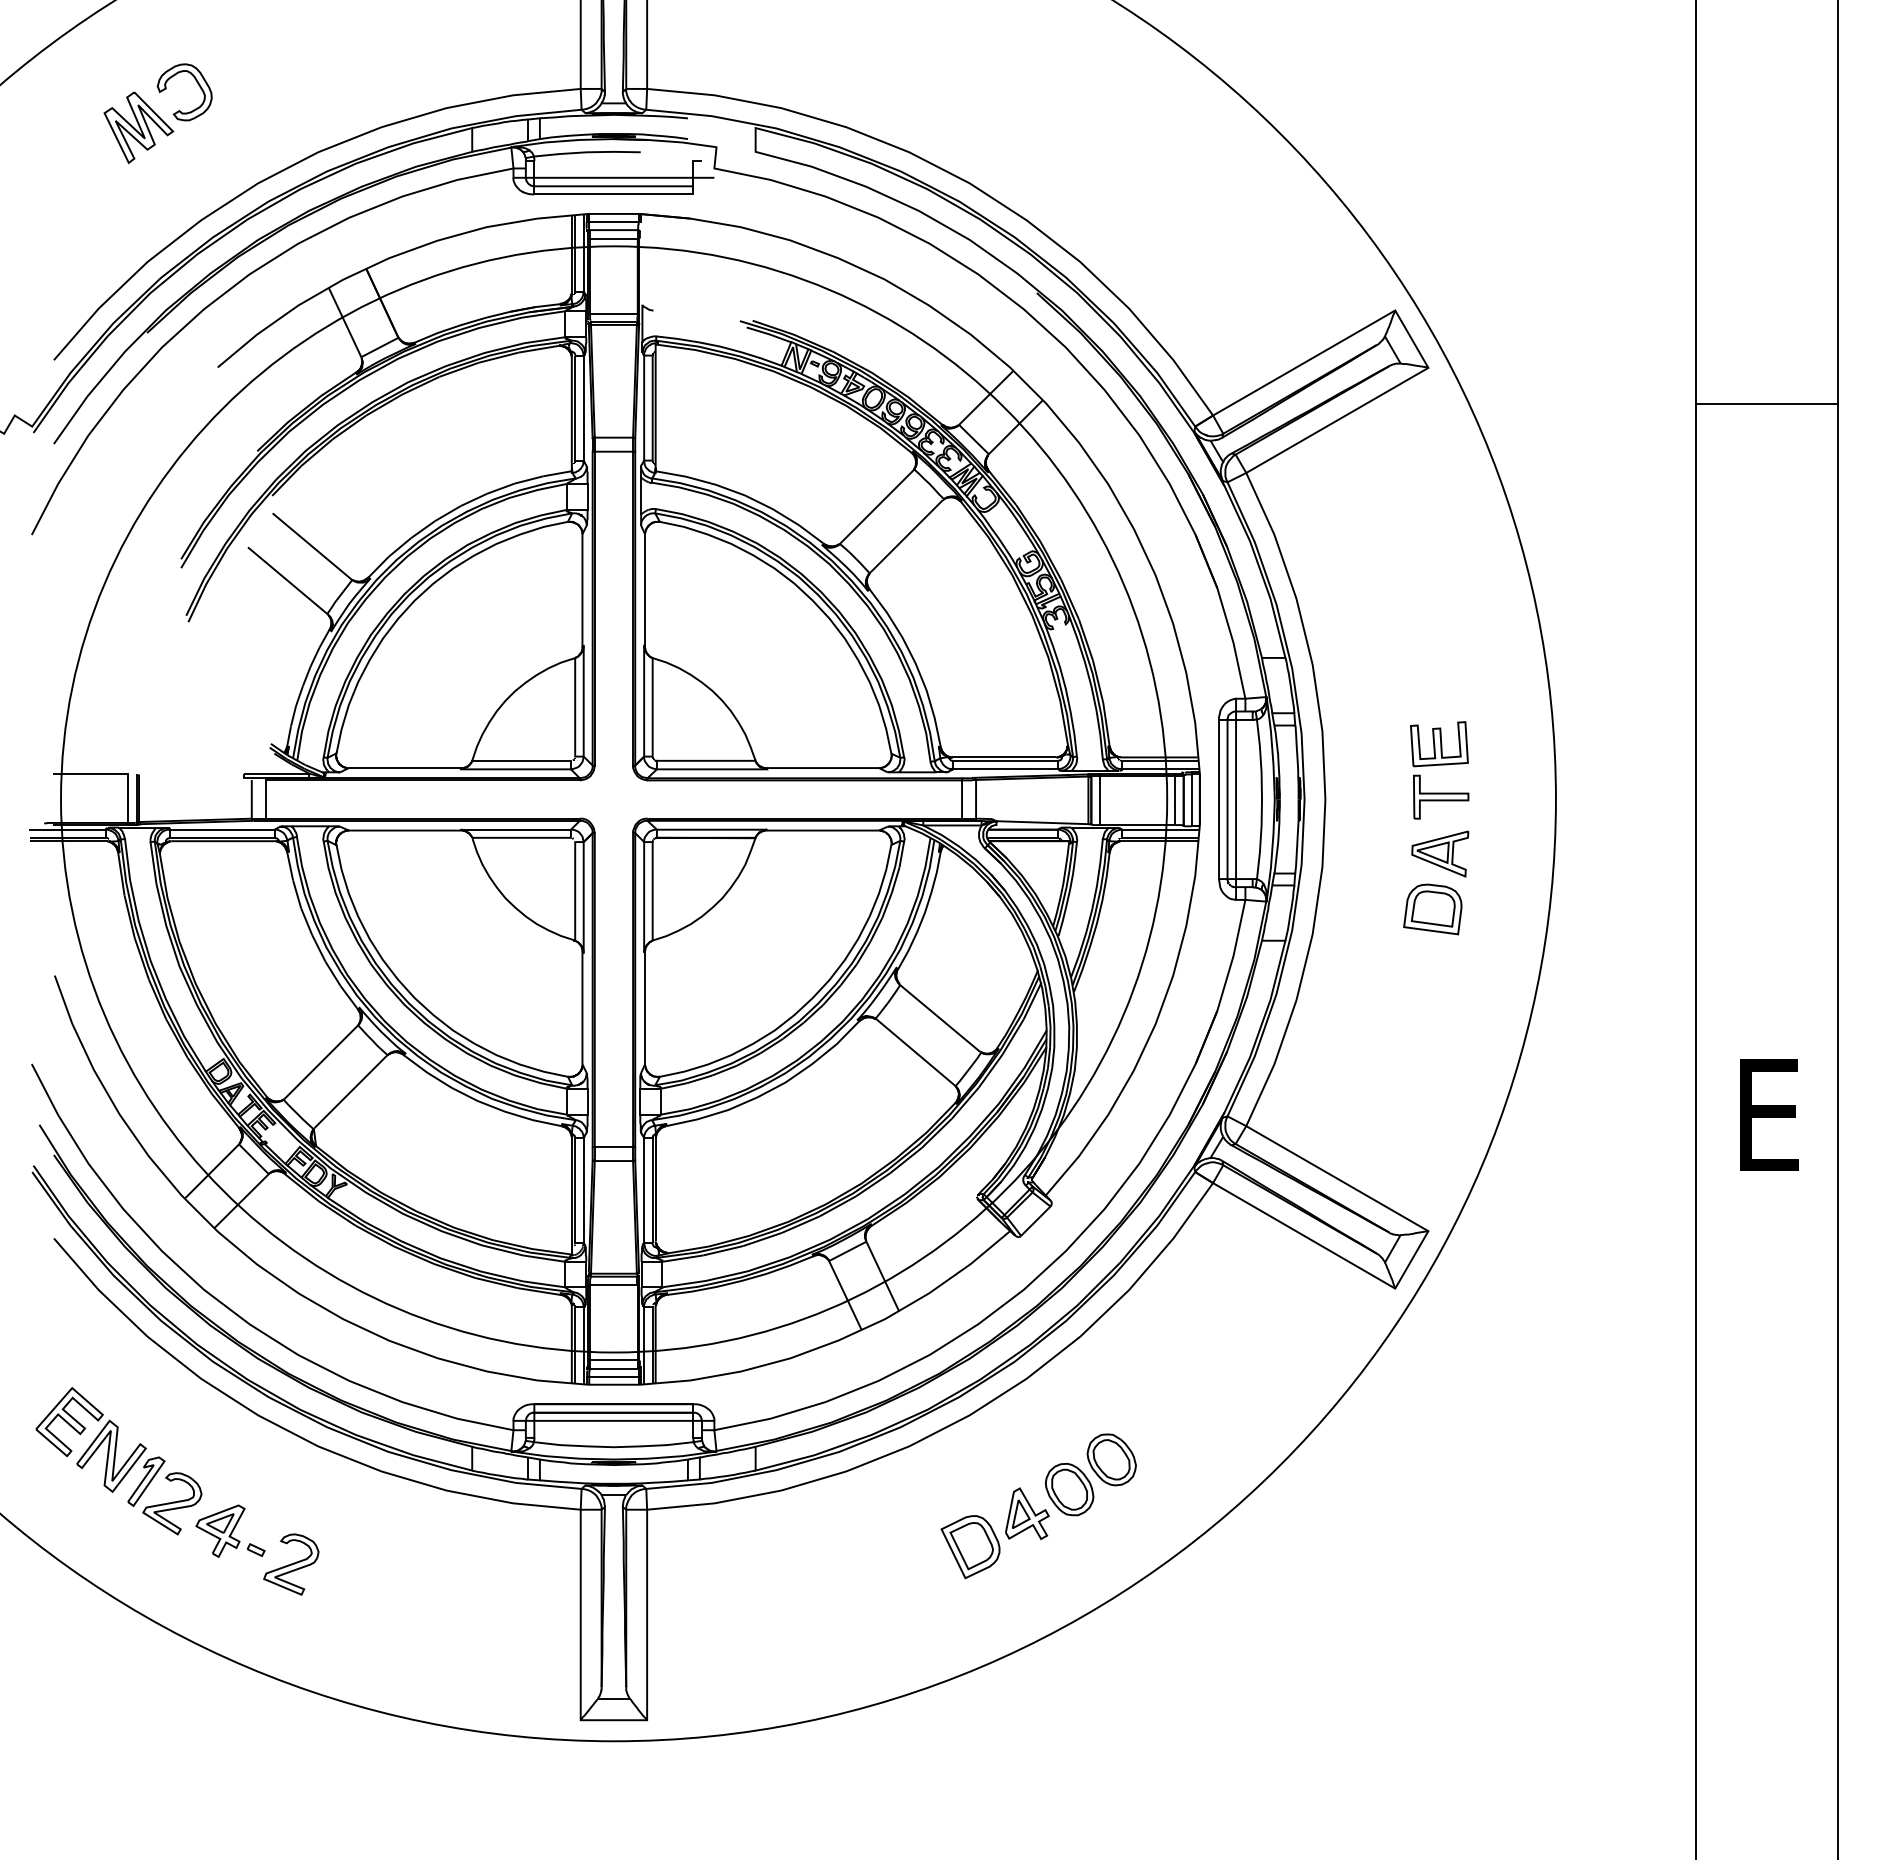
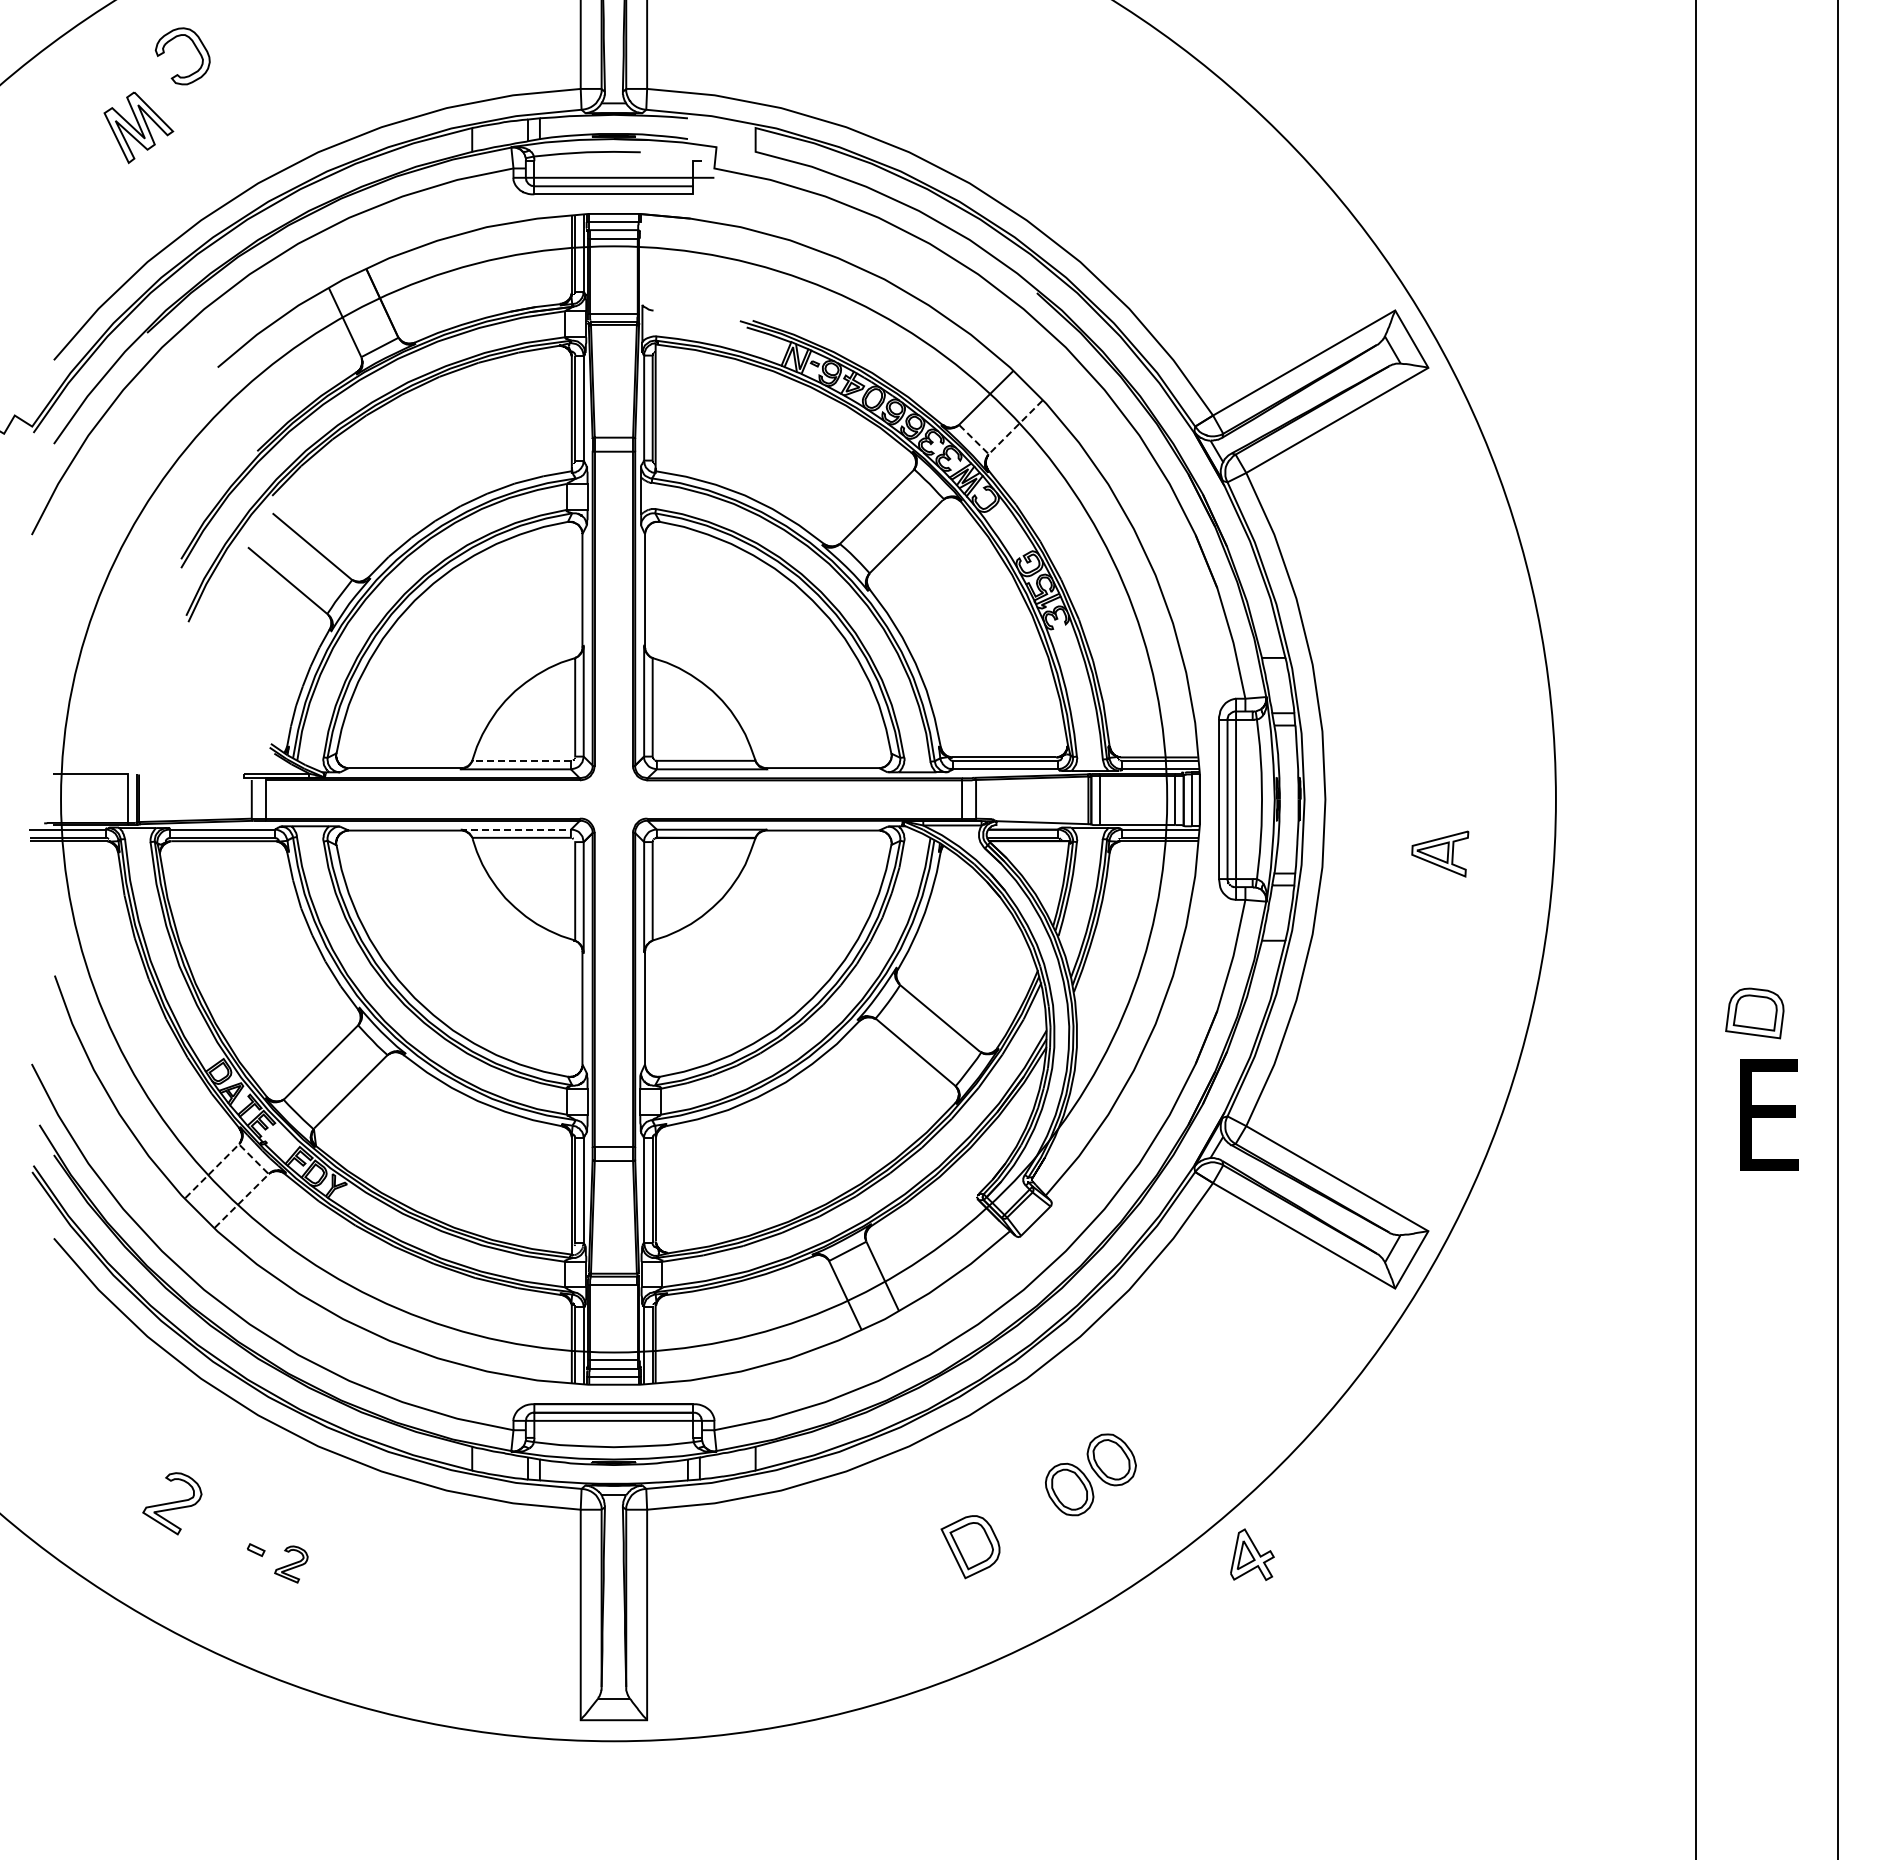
part position: (196, 82) -> (194, 46) (194, 46)
line: present -> none (1767, 404)
line: solid -> dashed (1000, 442)
line: solid -> dashed (521, 760)
part: present -> none (1439, 770)
line: solid -> dashed (515, 829)
part position: (1432, 909) -> (1754, 1013) (1754, 1013)
line: solid -> dashed (254, 1159)
part: present -> none (100, 1446)
part position: (1027, 1513) -> (1252, 1554) (1252, 1554)
part: present -> none (220, 1530)
part size: 57x63 px -> 35x39 px (291, 1564)
